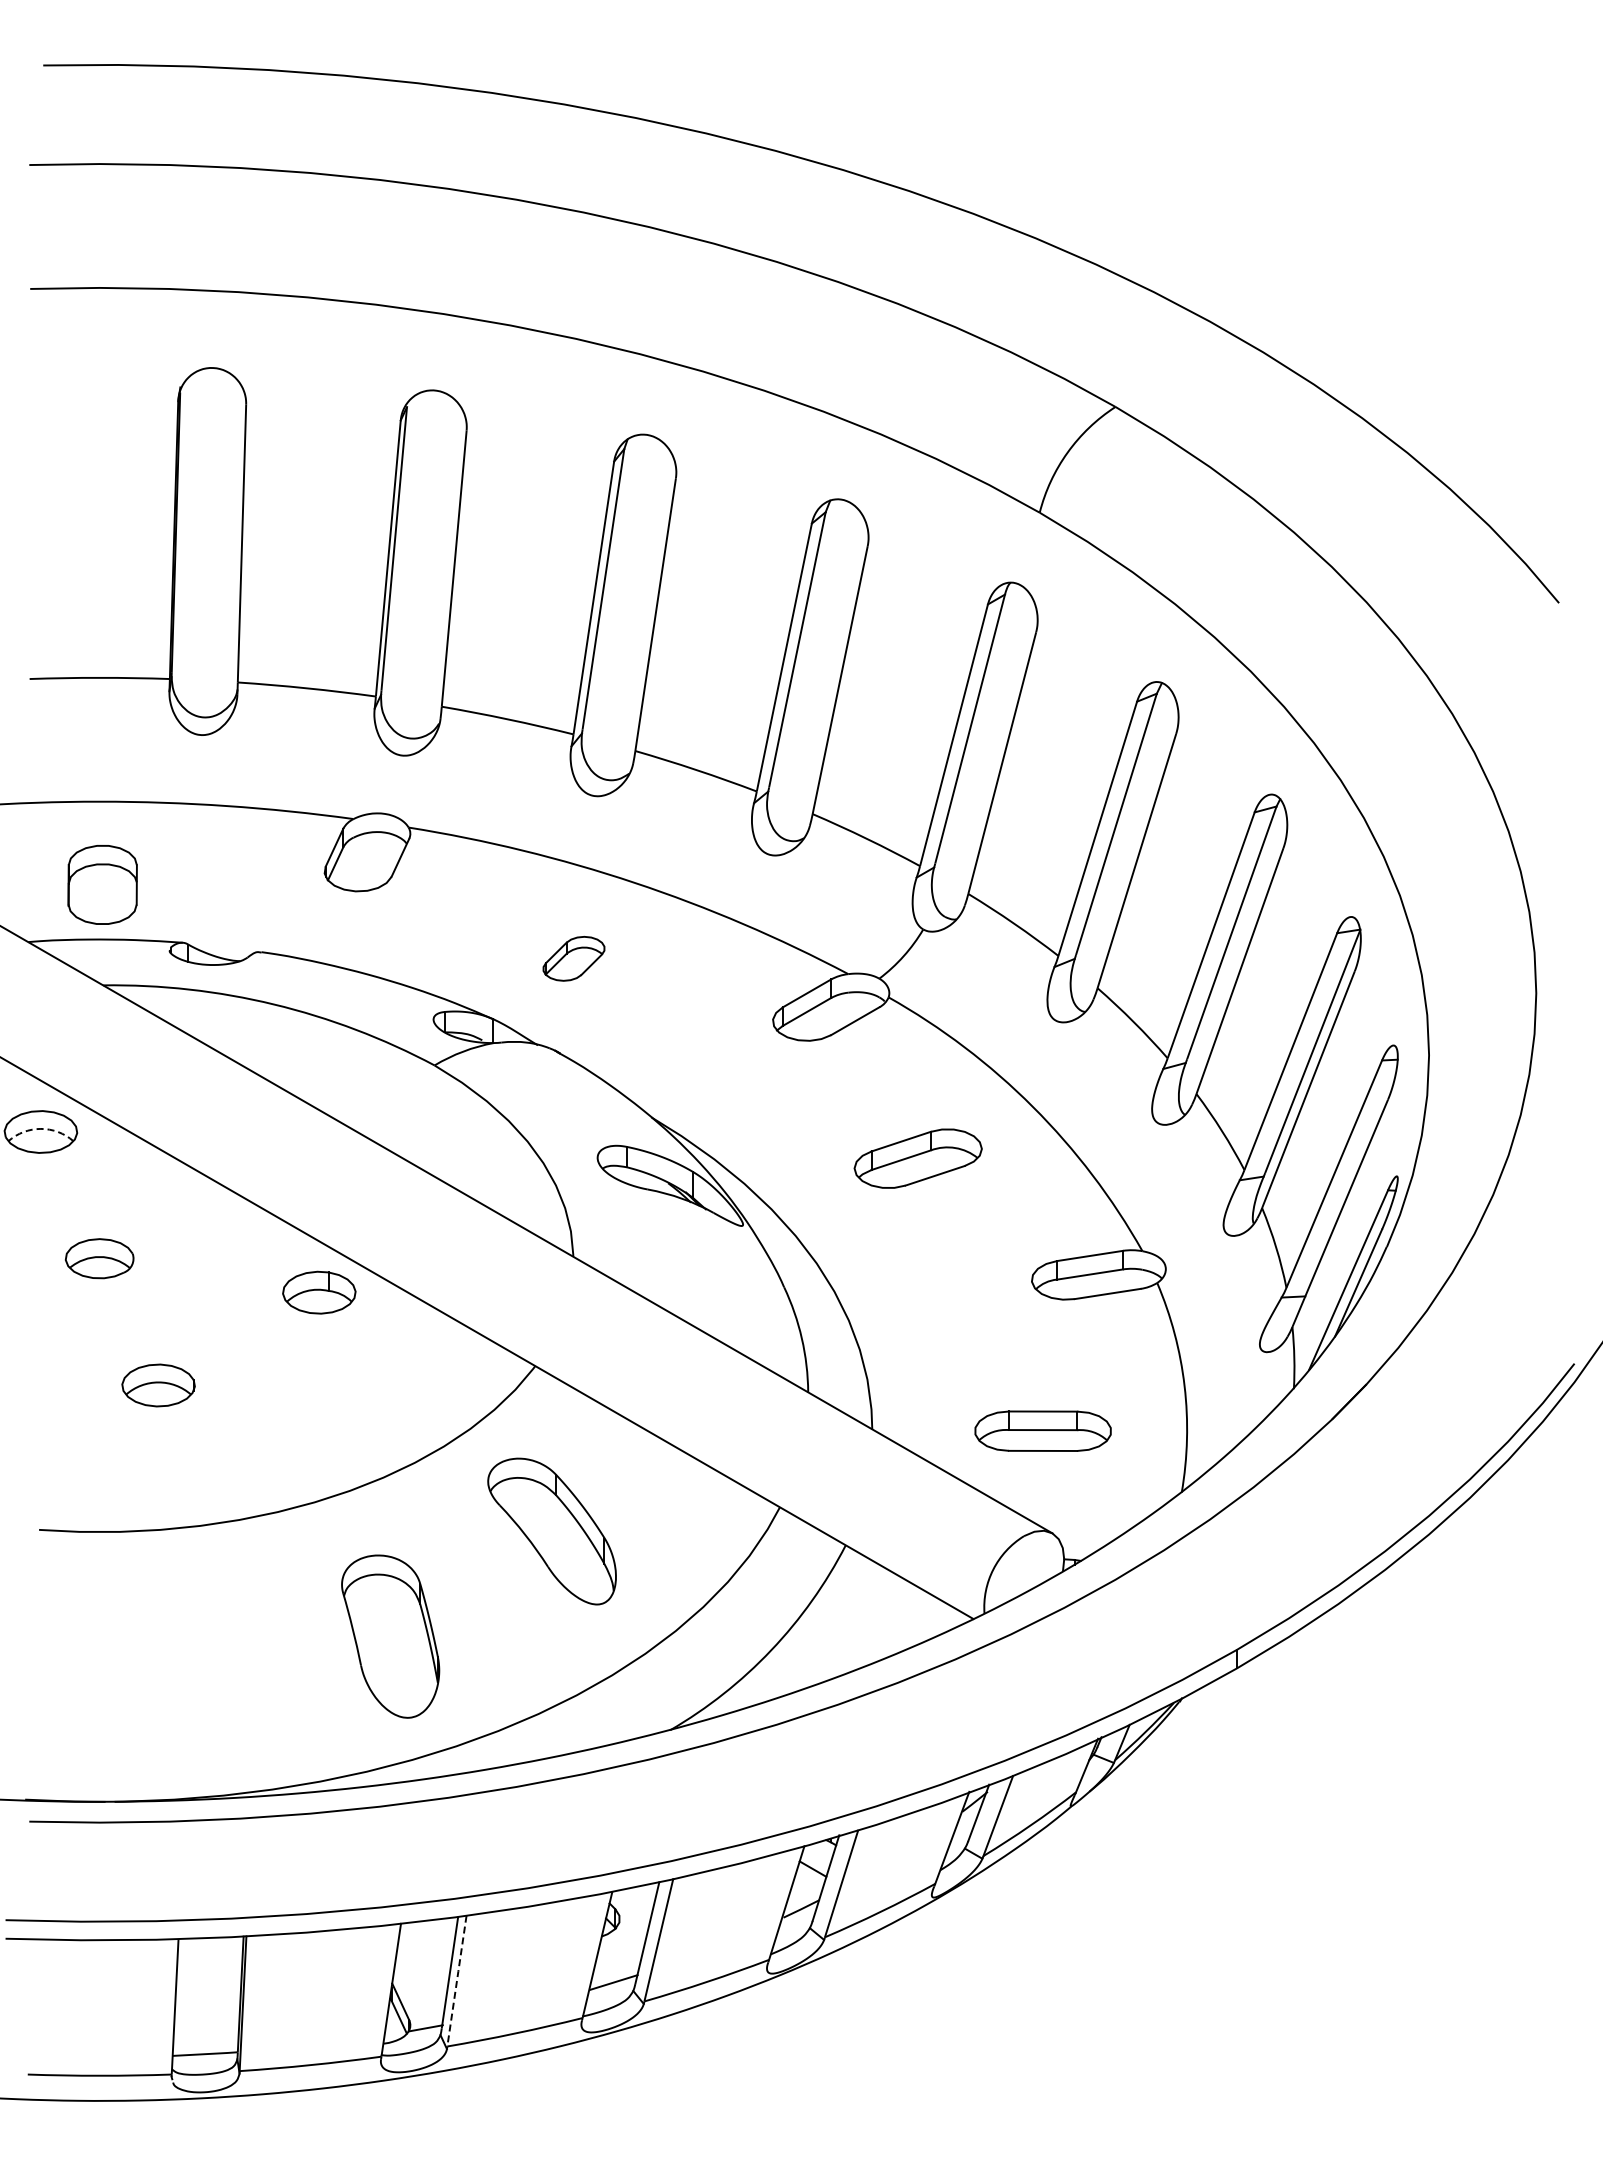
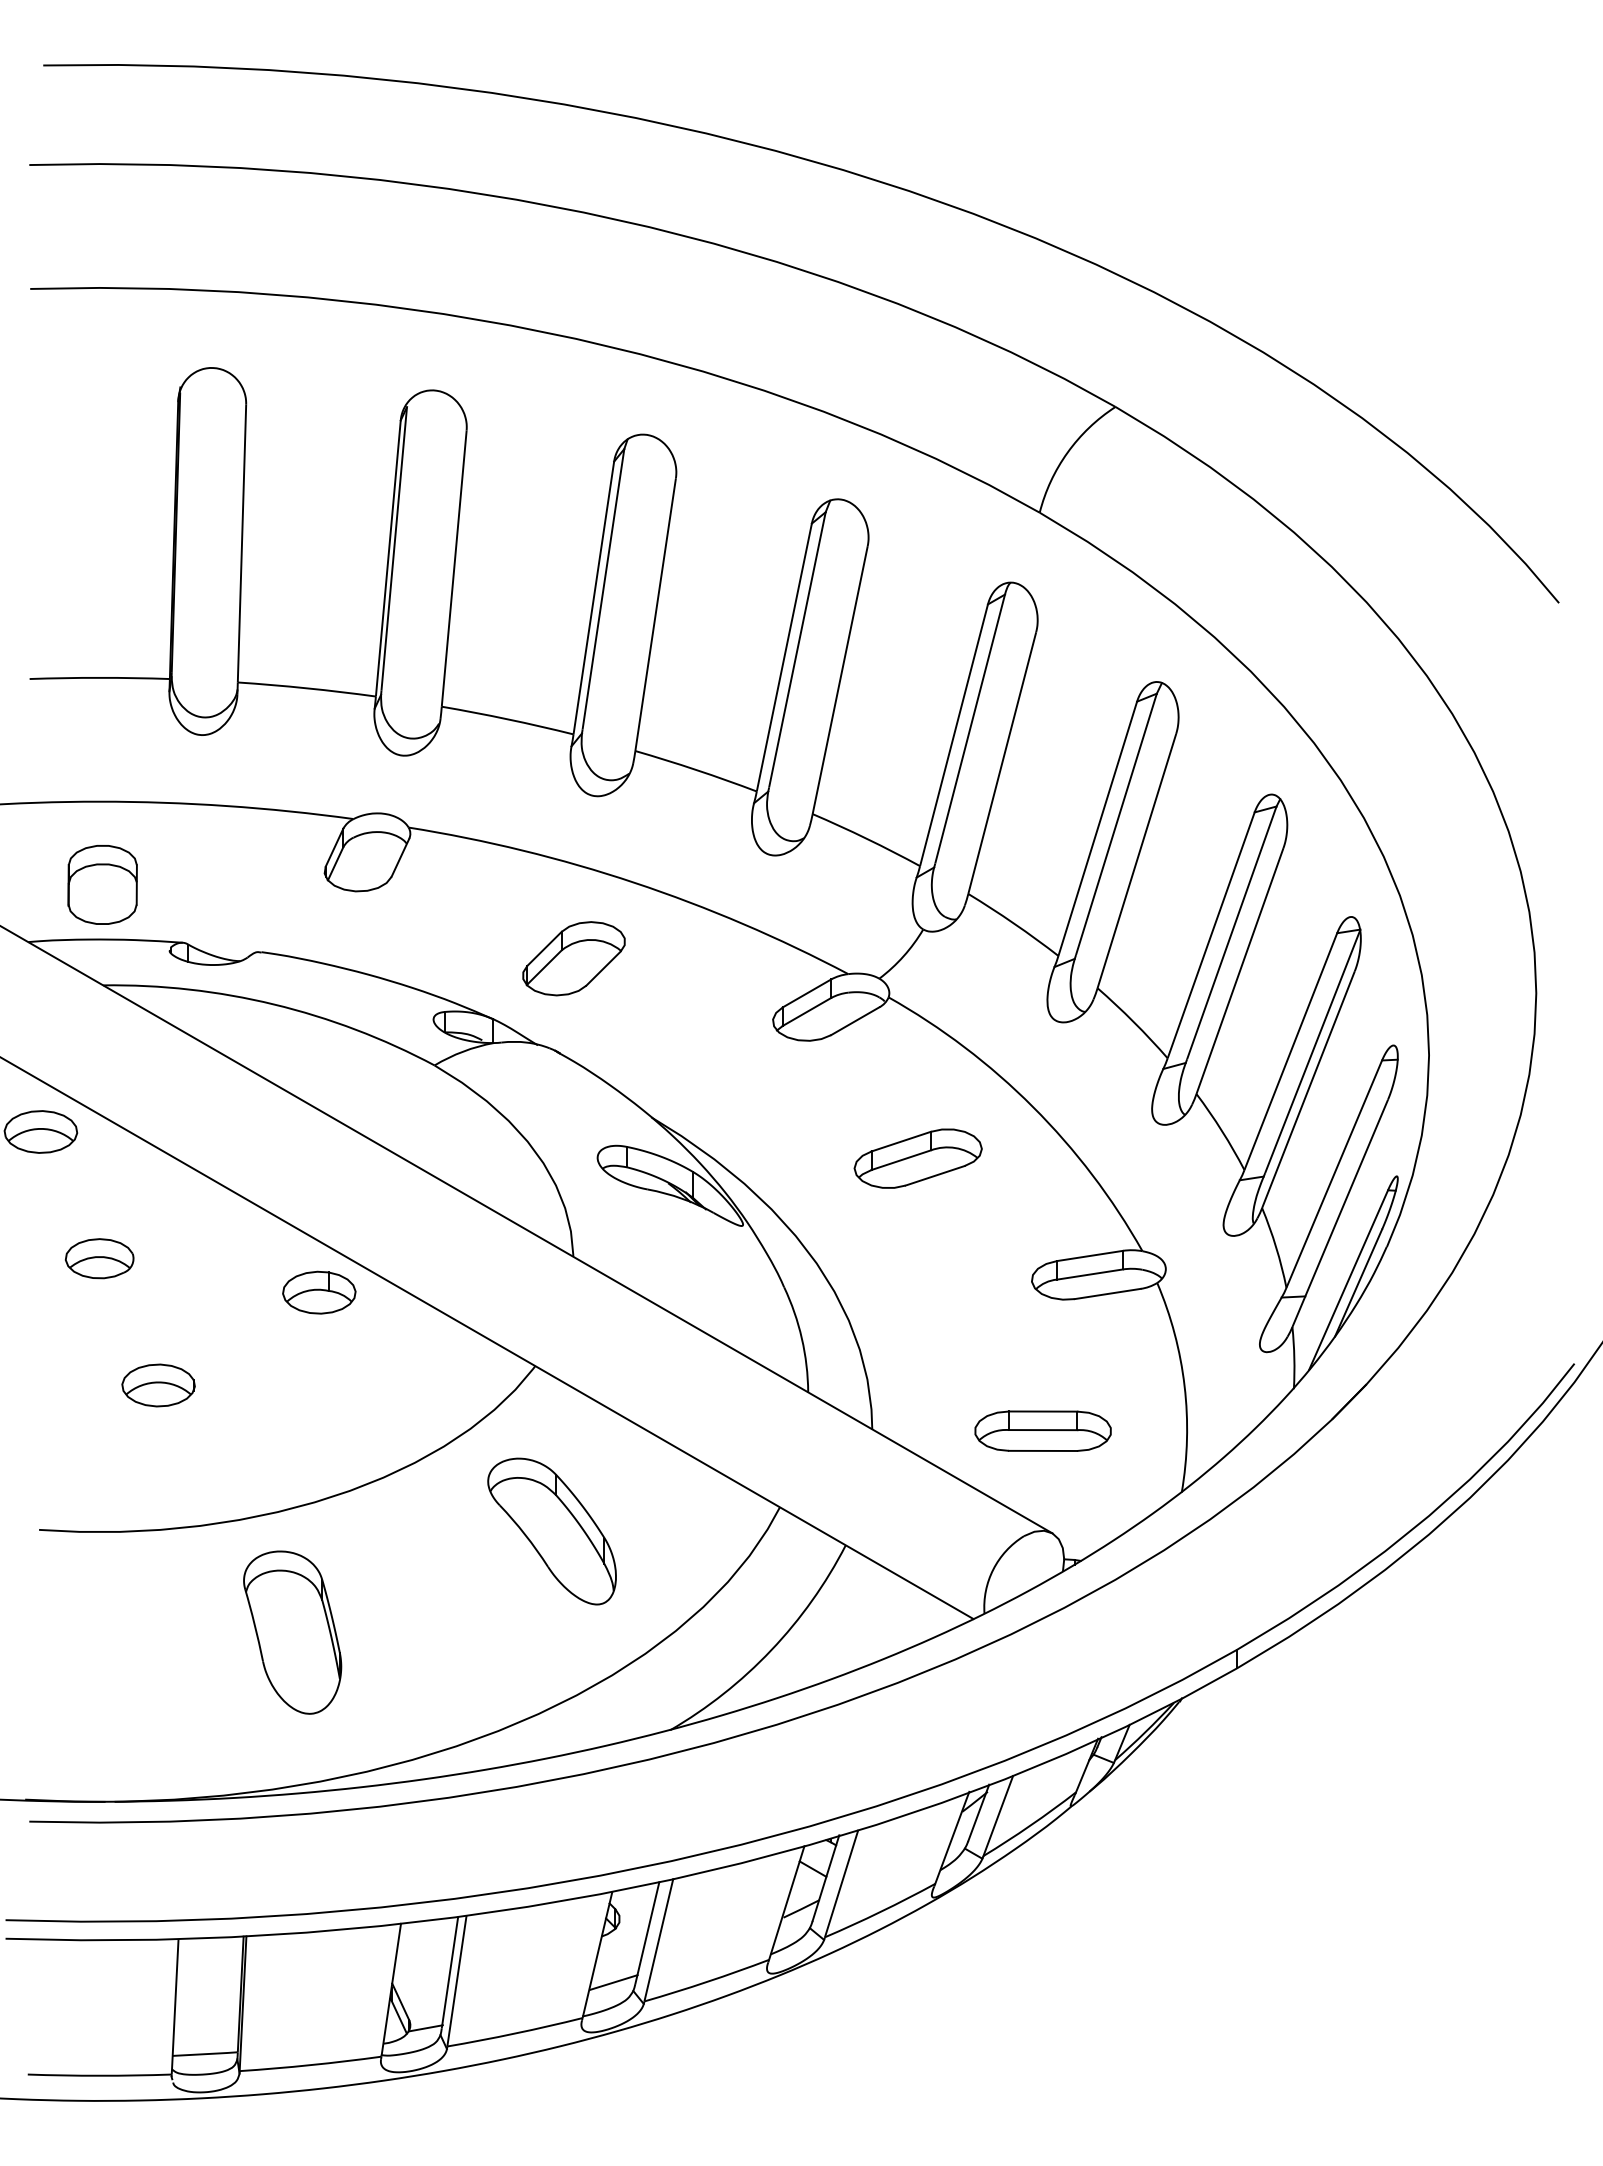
part size: 64x46 px -> 104x76 px (573, 958)
arc: dashed -> solid (40, 1128)
part position: (390, 1636) -> (292, 1632) (292, 1632)
line: dashed -> solid (457, 1980)
